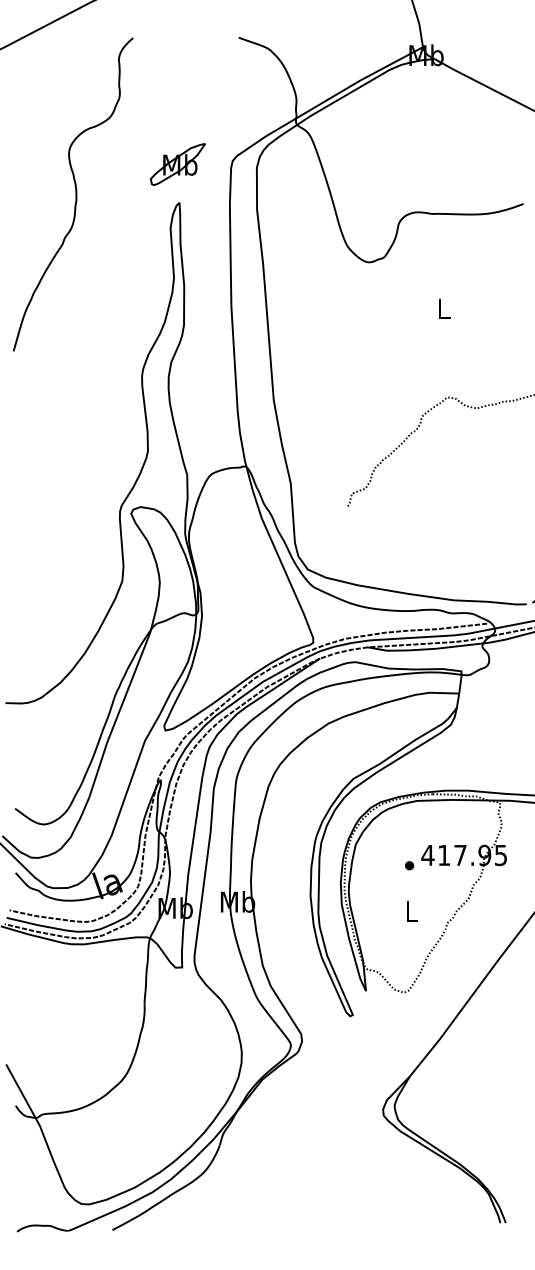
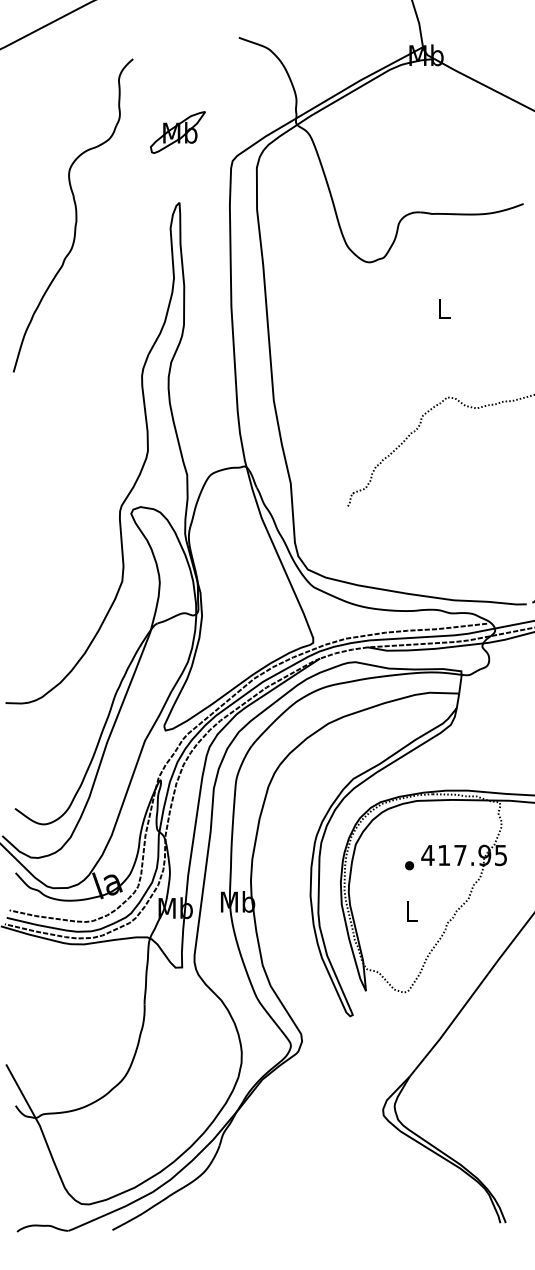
part position: (177, 164) -> (177, 132) (177, 132)
part position: (72, 194) -> (72, 215) (72, 215)
